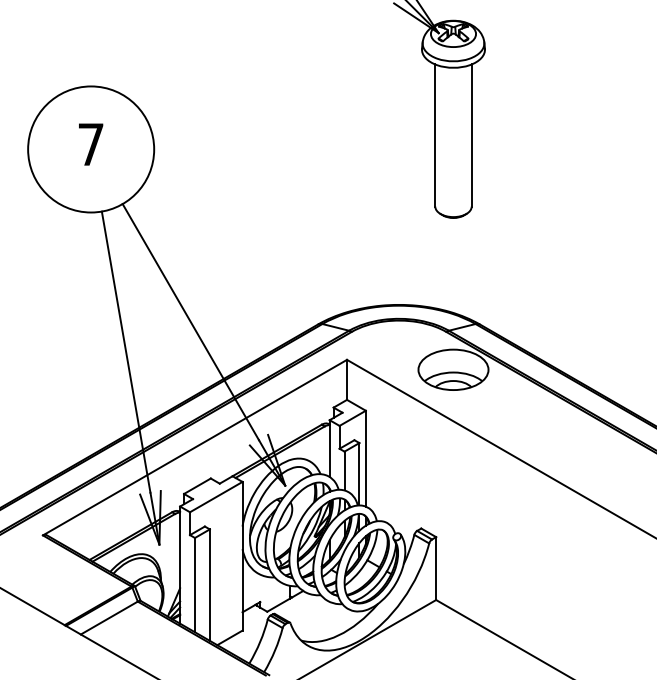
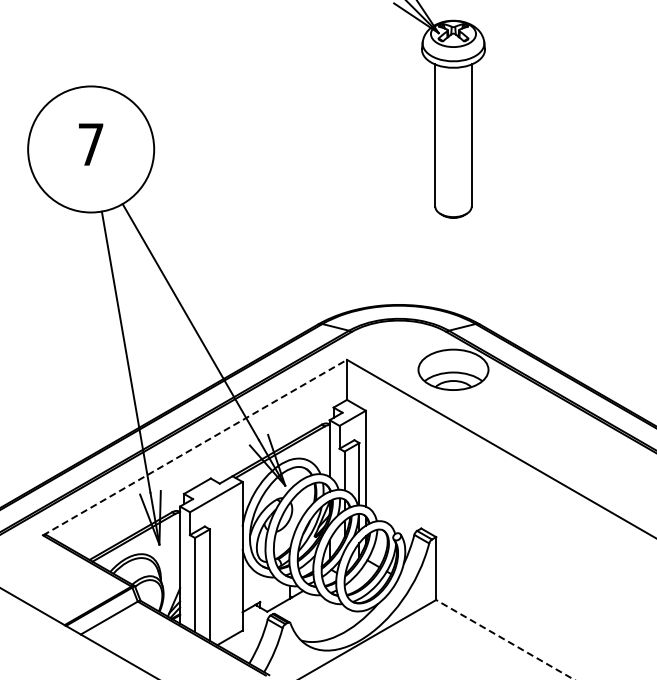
line: solid -> dashed (194, 447)
line: solid -> dashed (505, 639)
